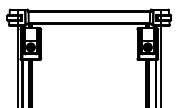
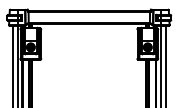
line: none -> present (13, 65)
line: none -> present (165, 65)
